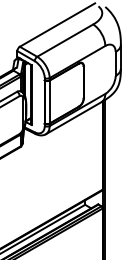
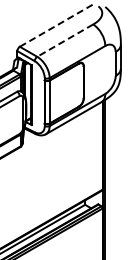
line: solid -> dashed (57, 24)
line: solid -> dashed (64, 40)
